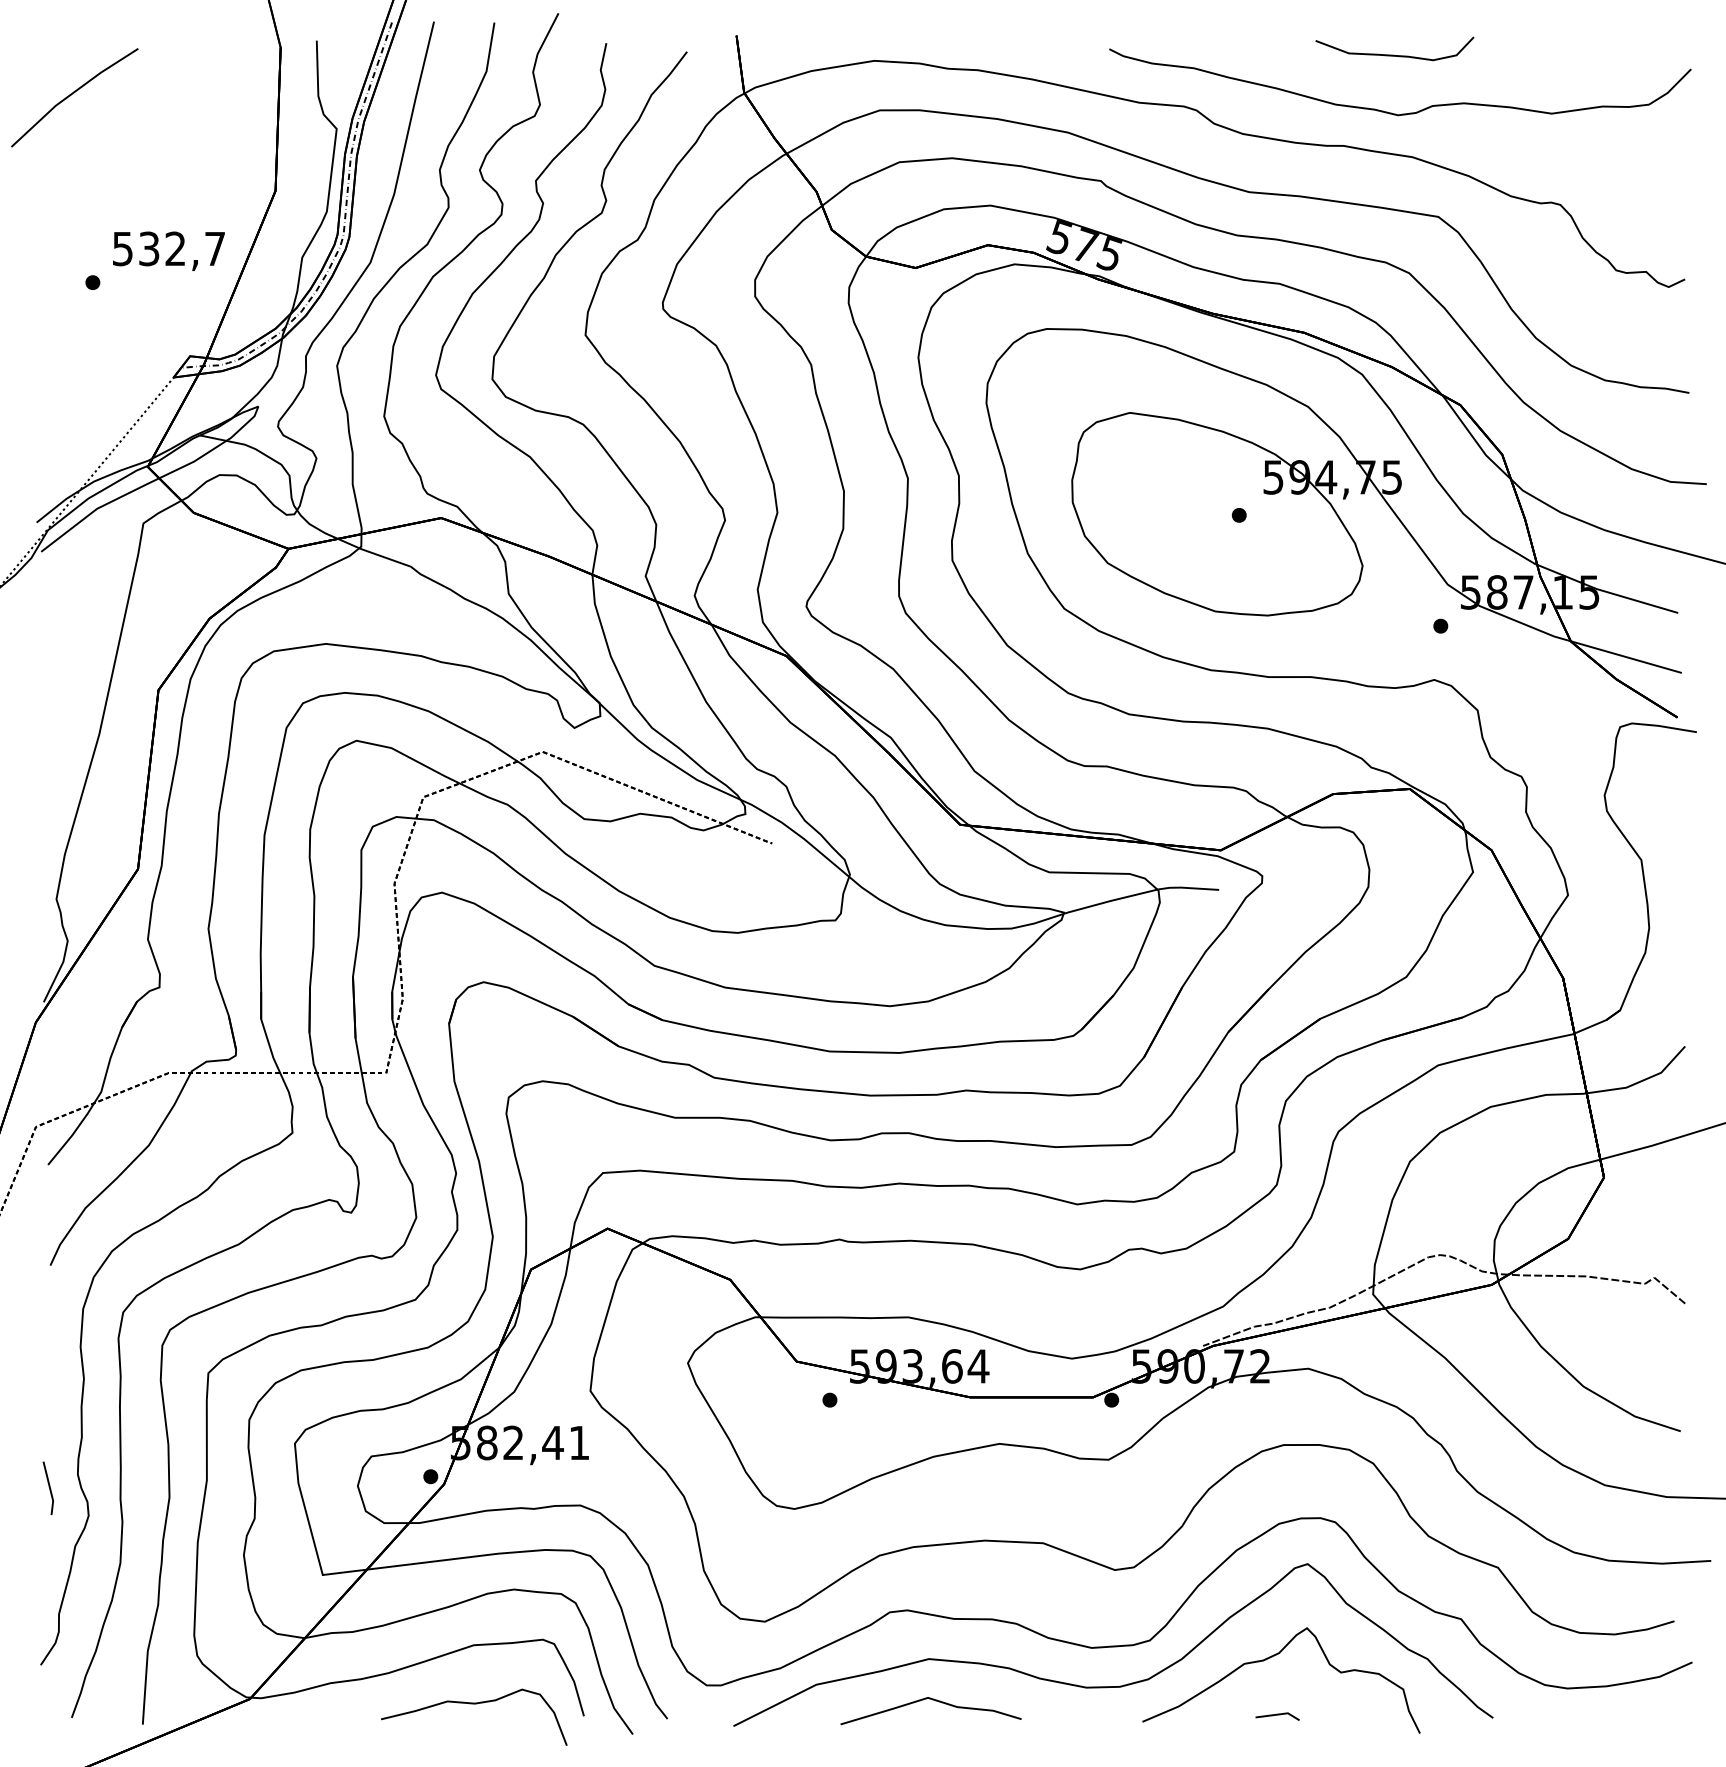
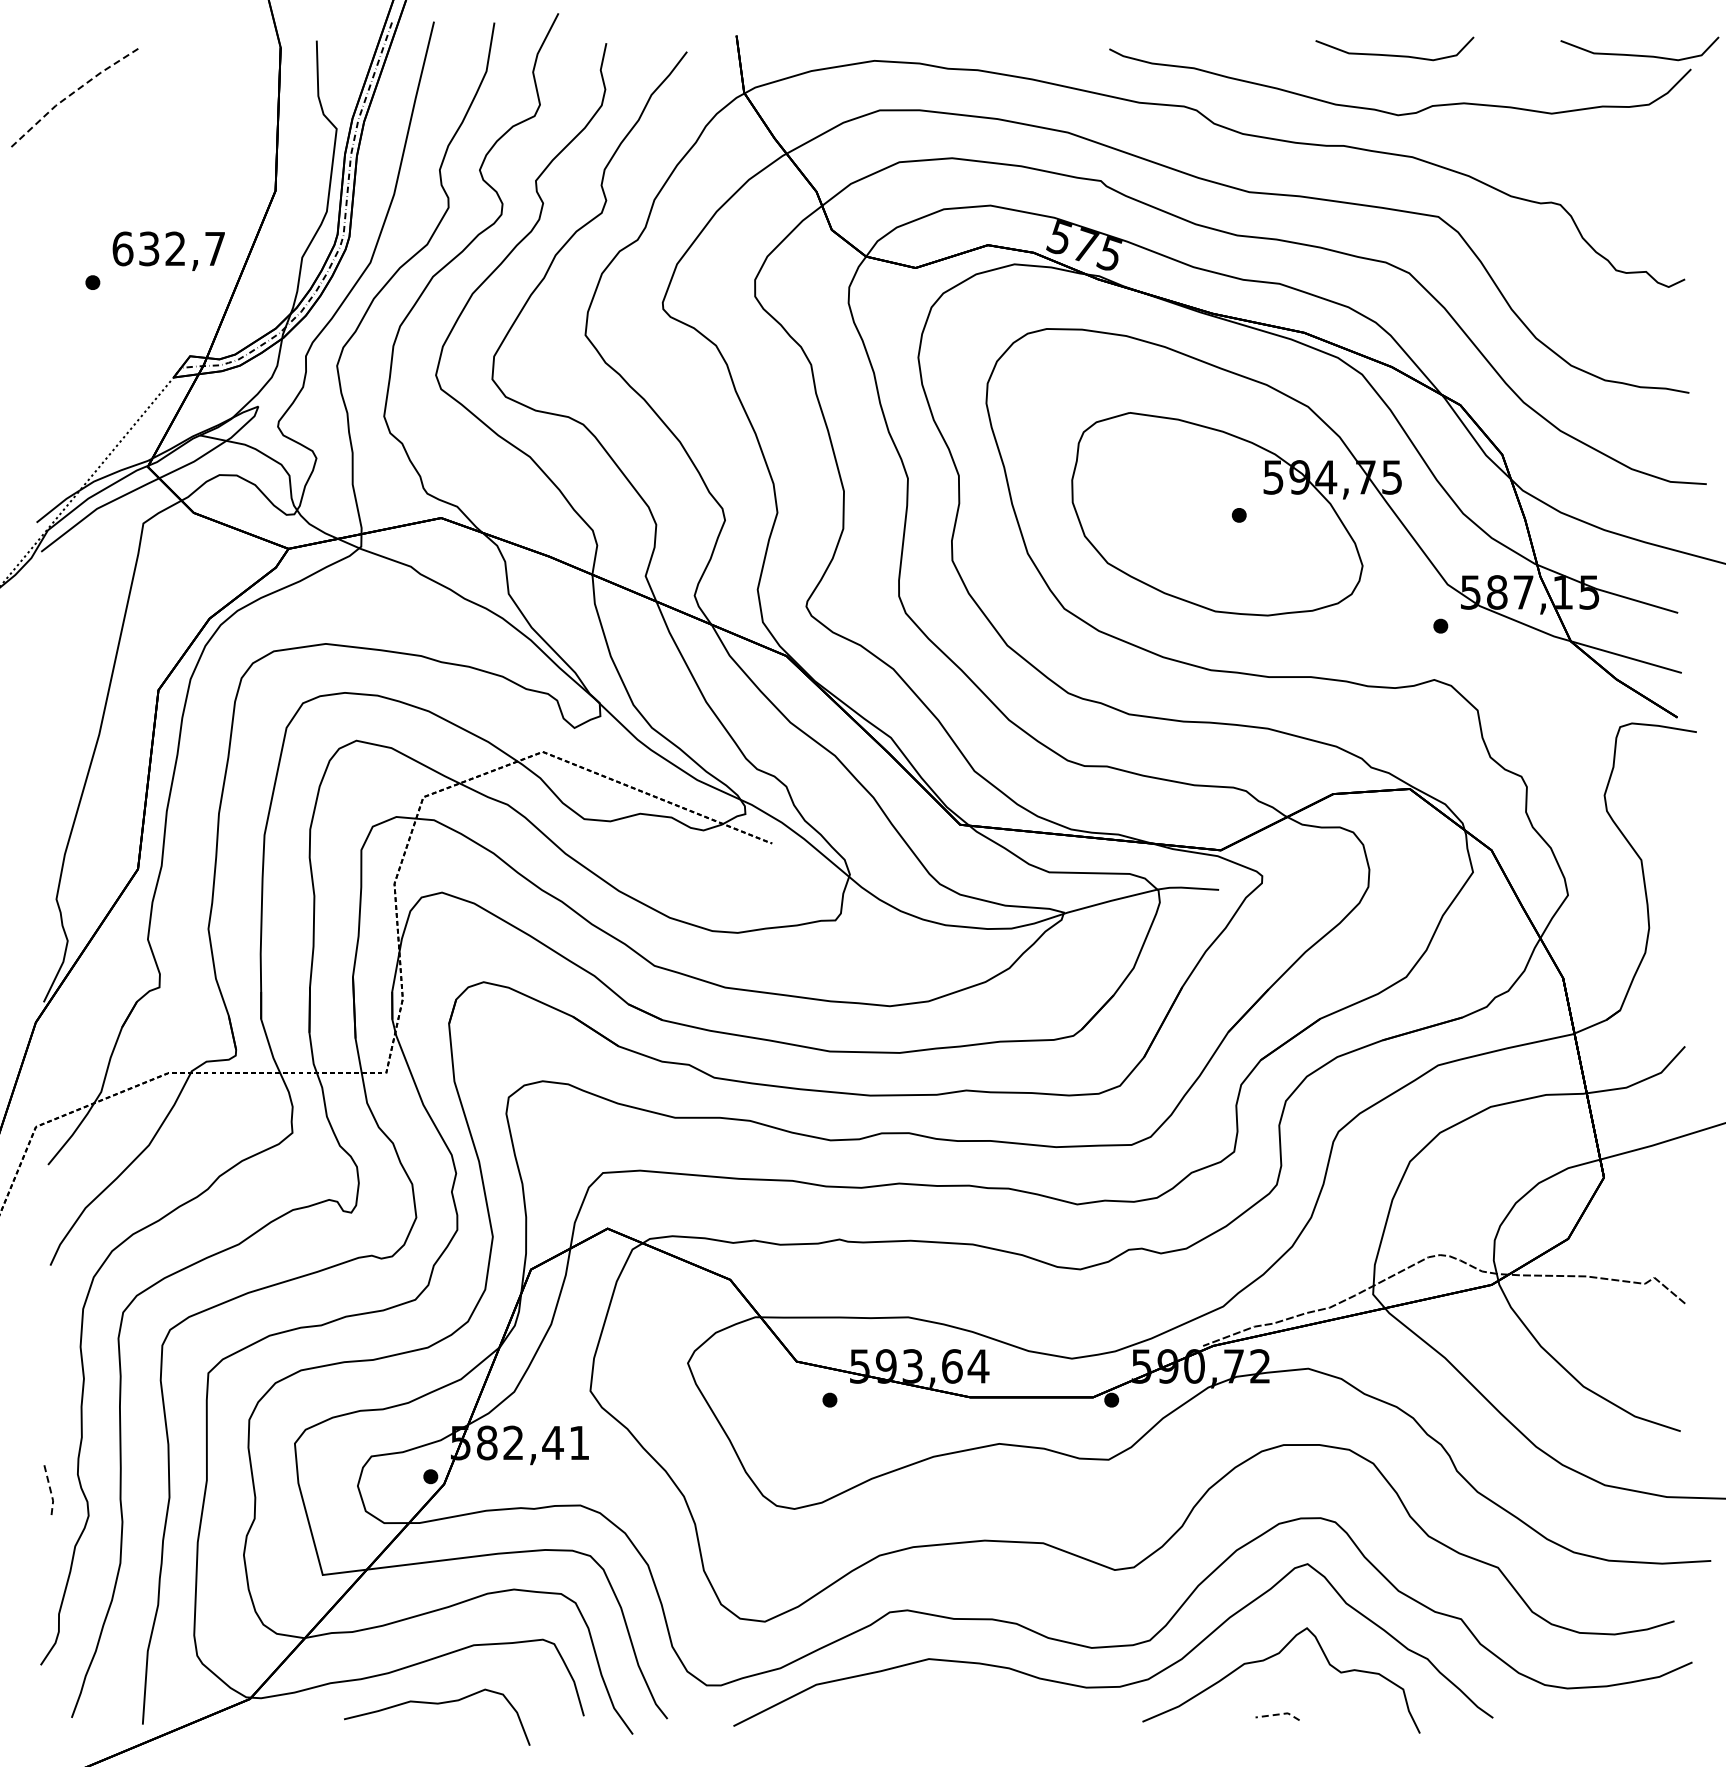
curve: none -> present (1639, 54)
line: solid -> dashed (72, 93)
text: 532,7 -> 632,7 (122, 248)
line: solid -> dashed (50, 1488)
curve: present -> none (932, 1700)
curve position: (474, 1704) -> (437, 1704) (437, 1704)
line: solid -> dashed (1279, 1714)
